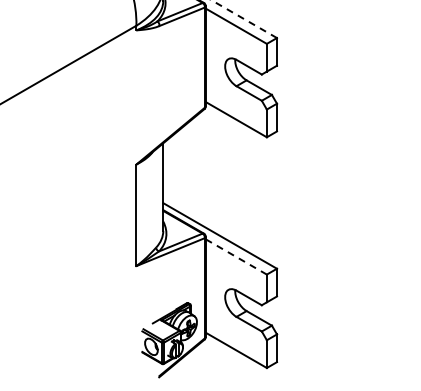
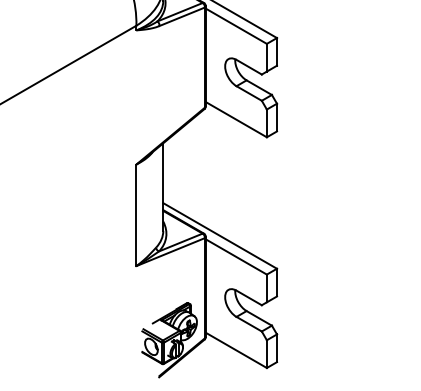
line: dashed -> solid (244, 19)
line: dashed -> solid (236, 257)
